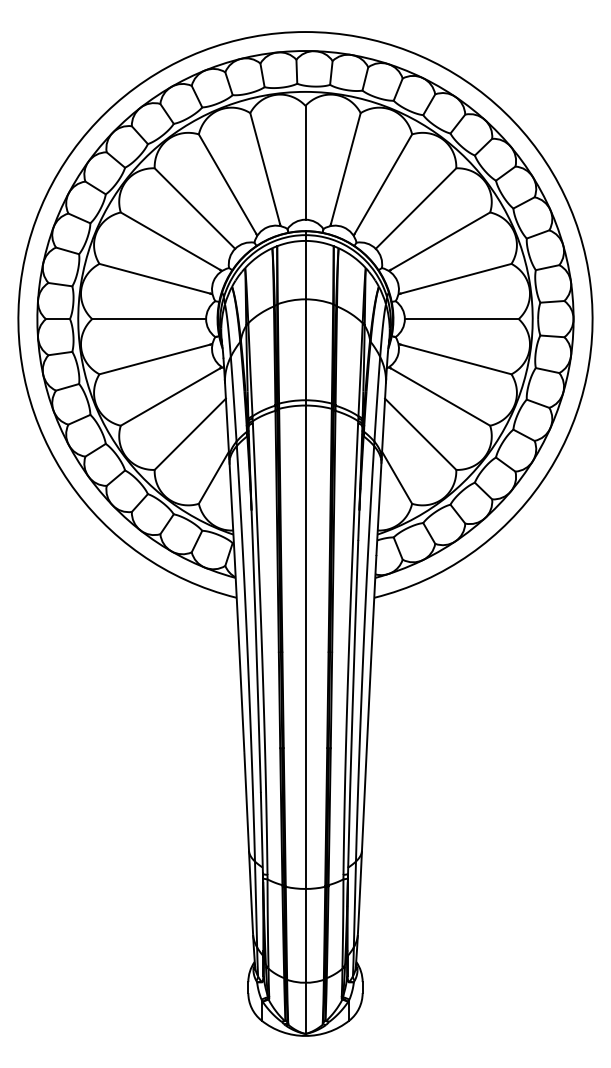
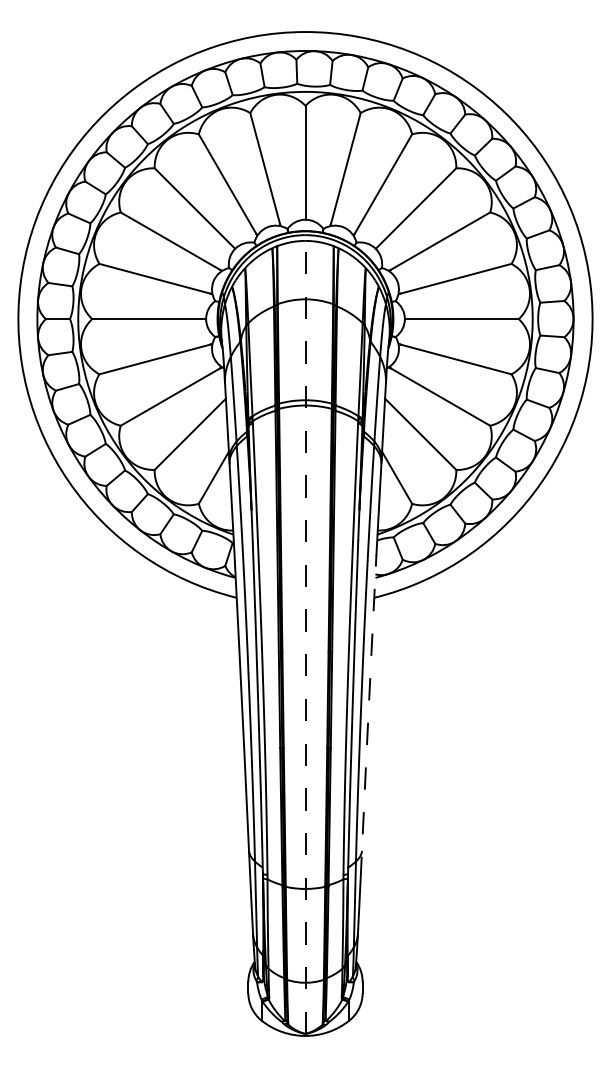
line: solid -> dashed (305, 632)
line: solid -> dashed (368, 717)
